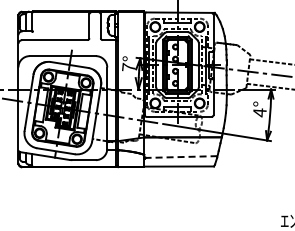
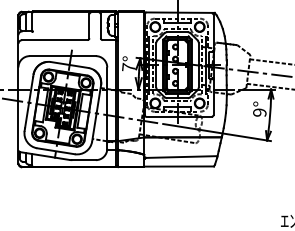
text: 4° -> 9° (259, 112)
line: dashed -> solid (180, 157)
